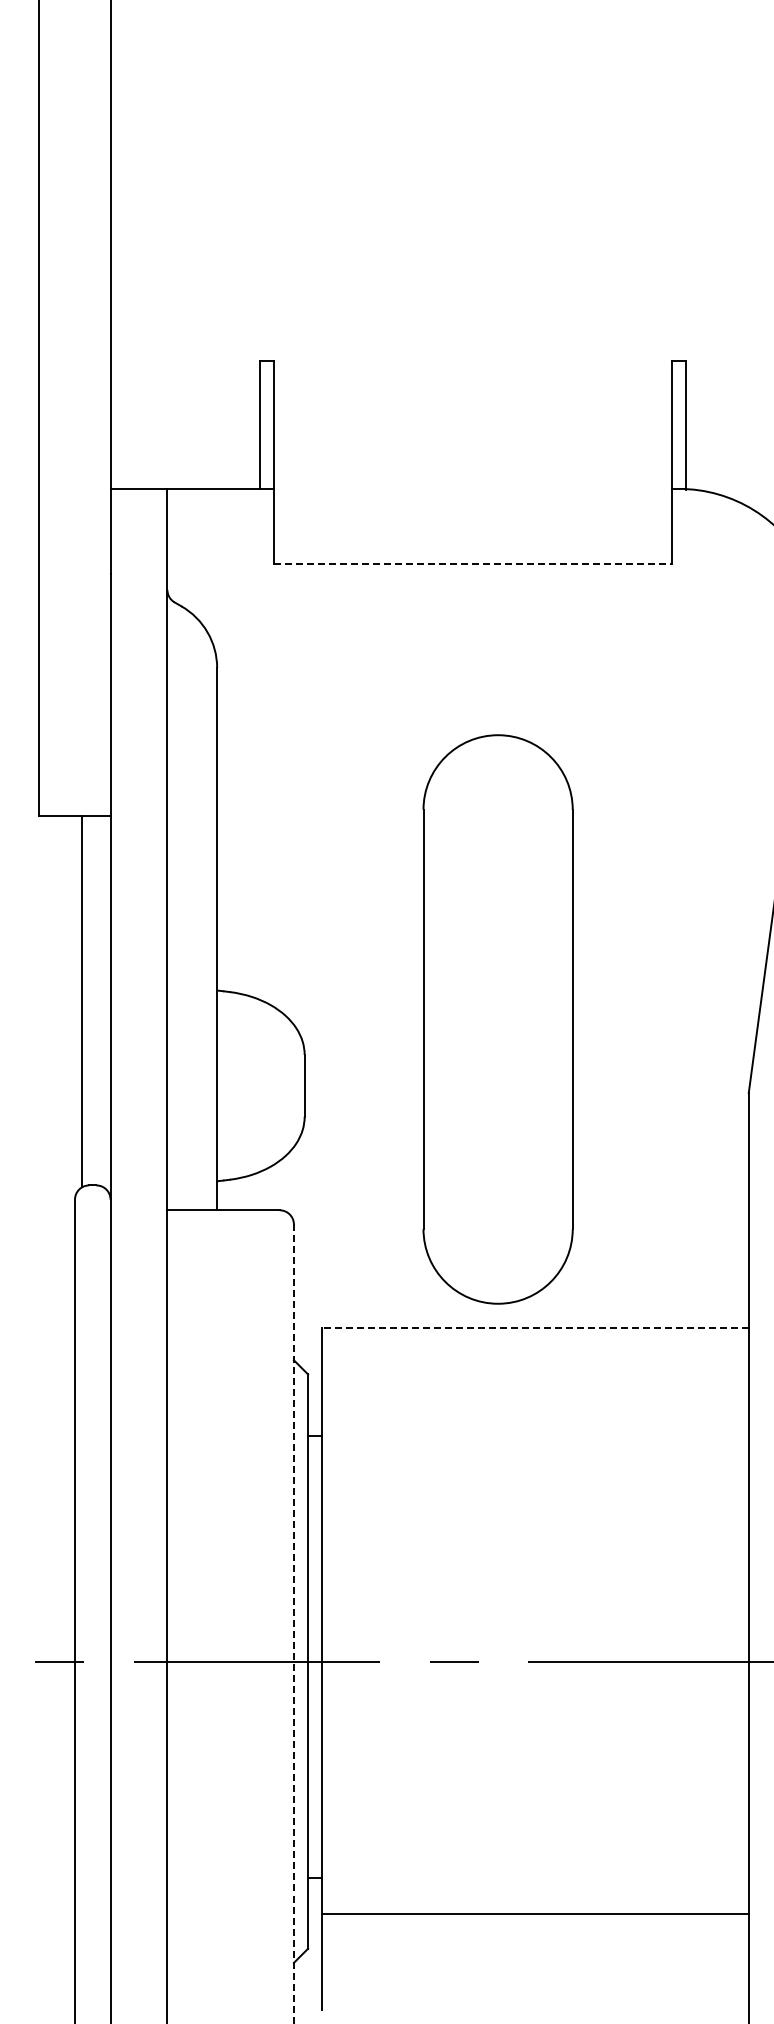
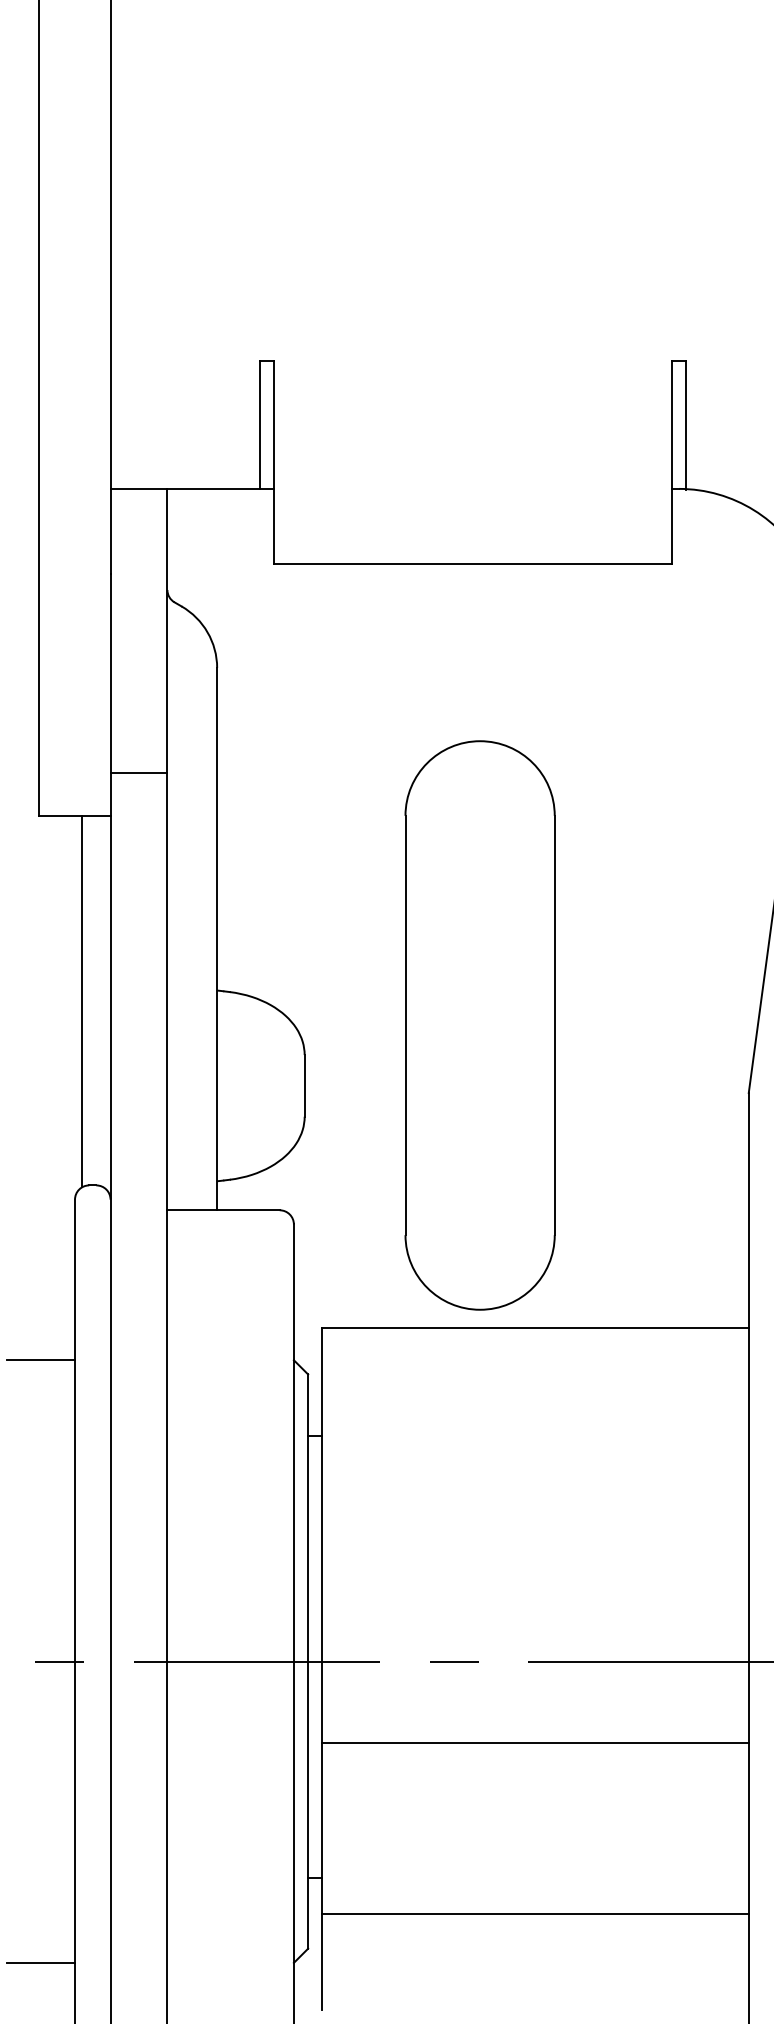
line: dashed -> solid (473, 564)
line: none -> present (138, 773)
part position: (497, 1019) -> (479, 1025) (479, 1025)
line: dashed -> solid (535, 1327)
line: none -> present (40, 1360)
line: dashed -> solid (293, 1624)
line: none -> present (535, 1743)
line: none -> present (40, 1962)
